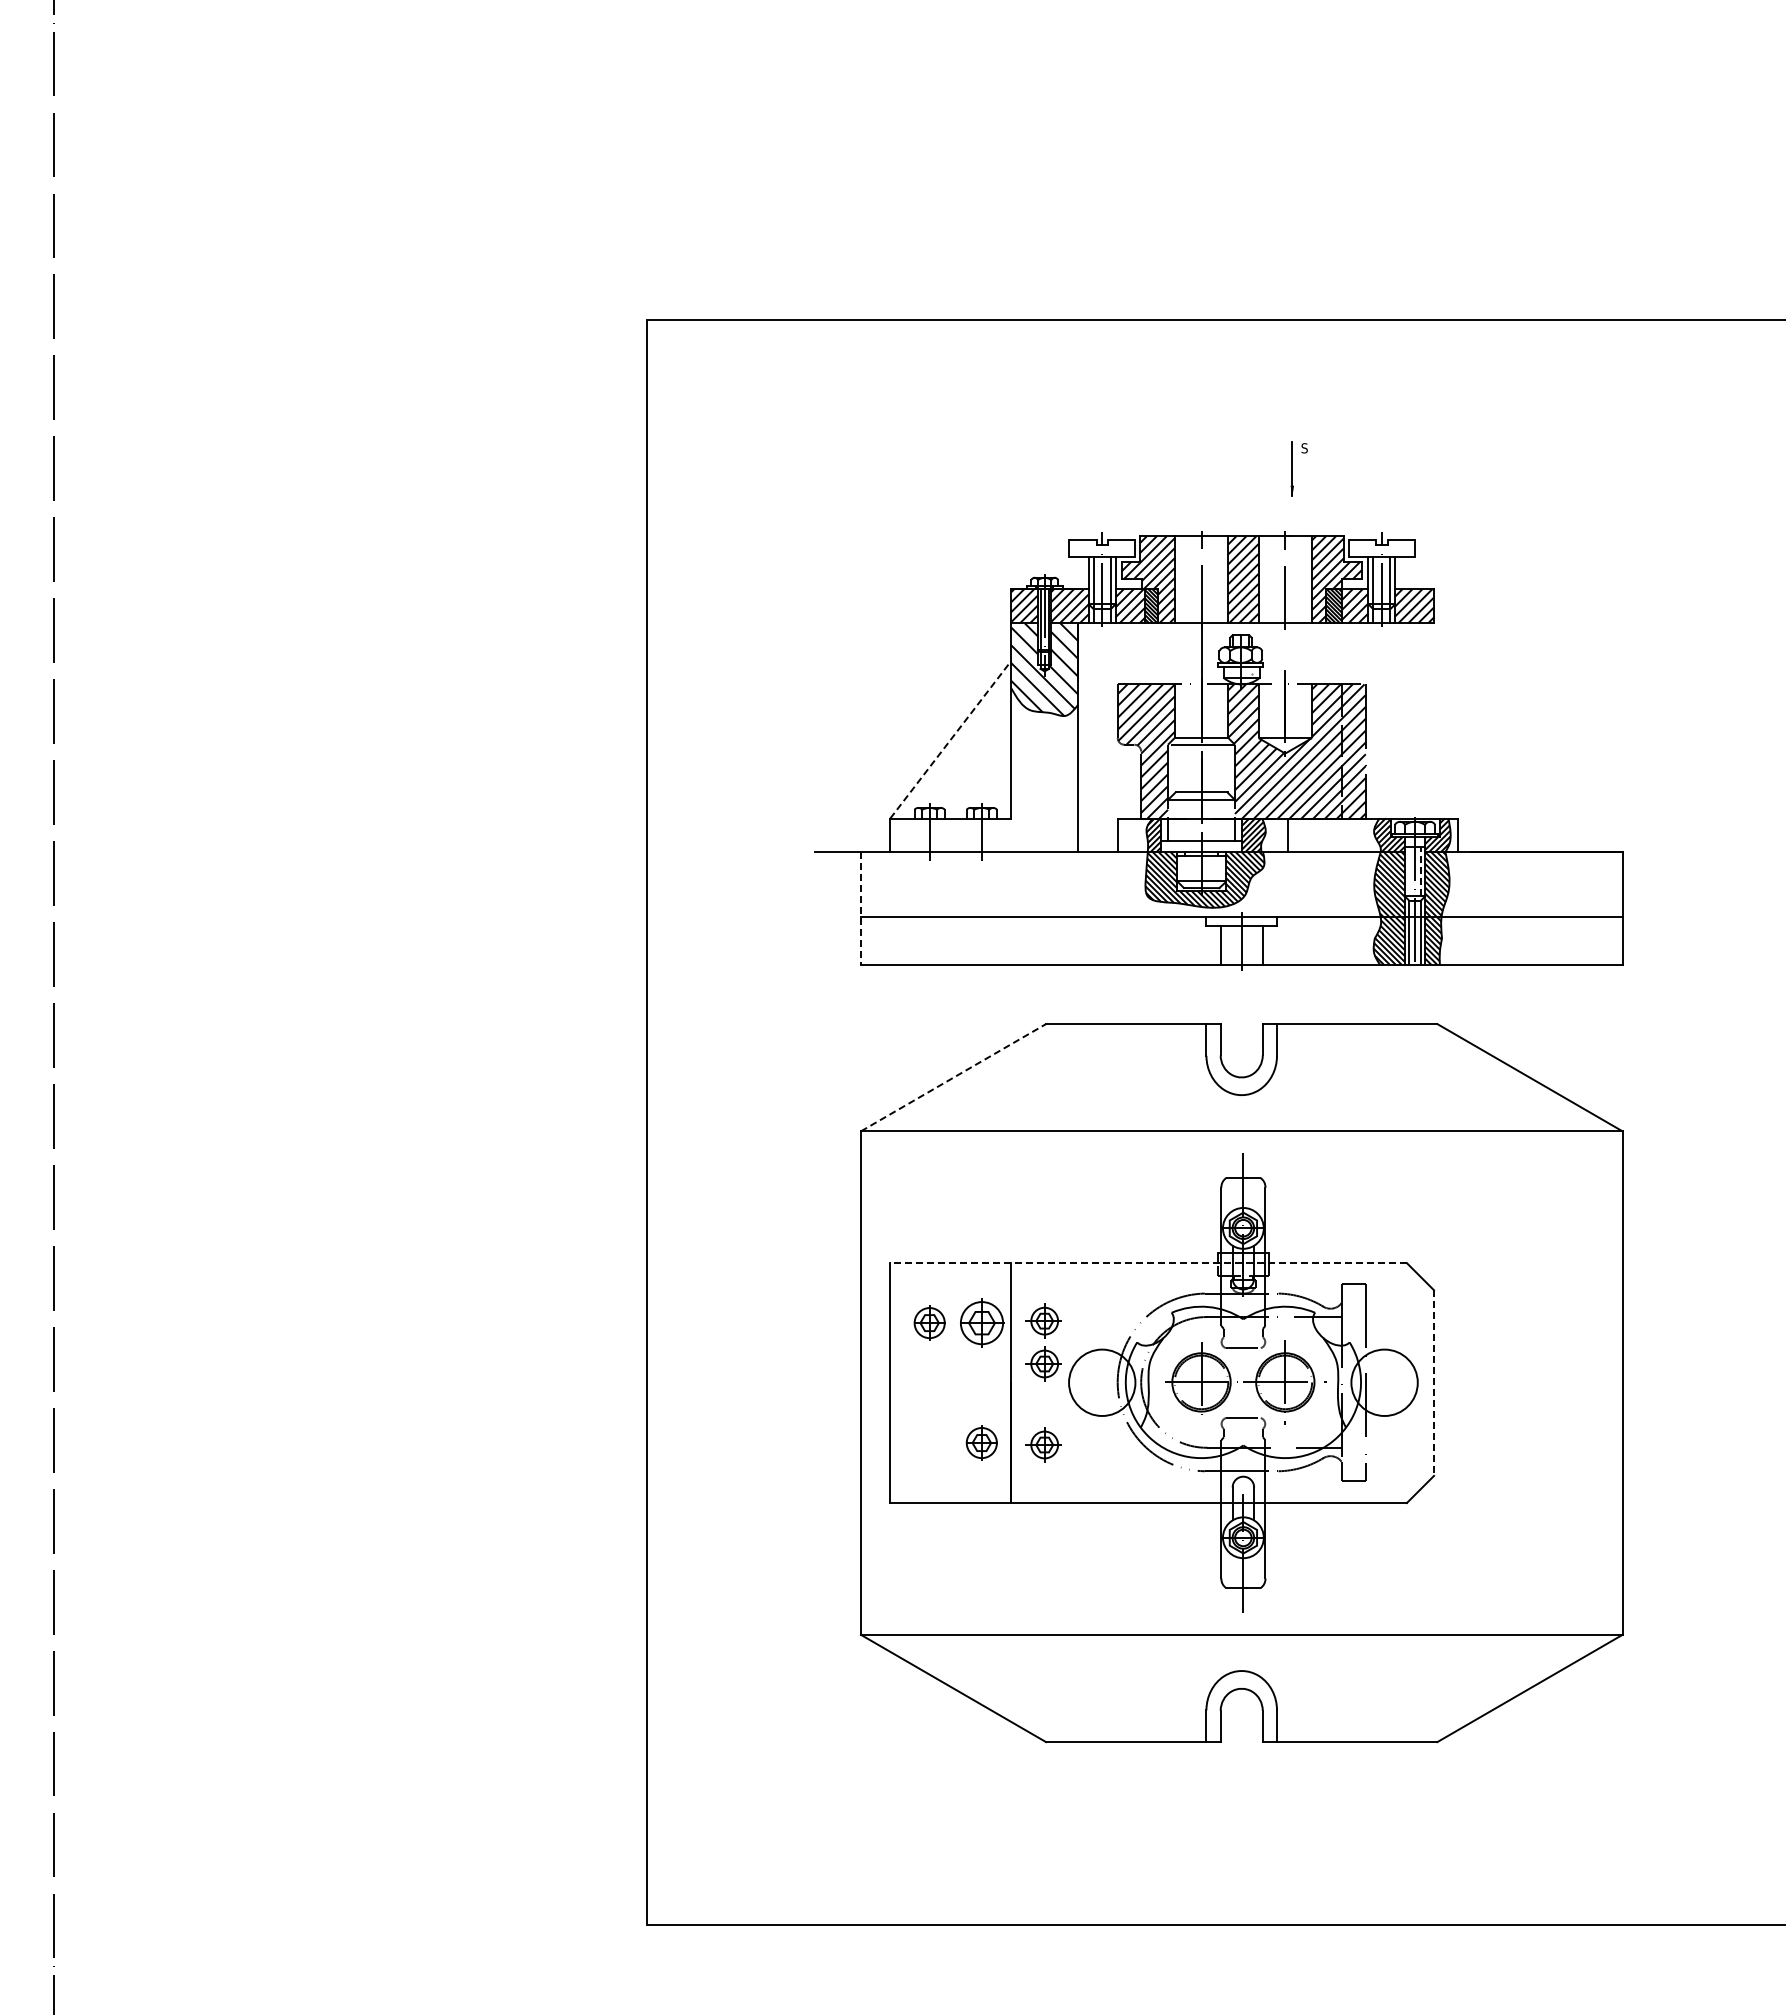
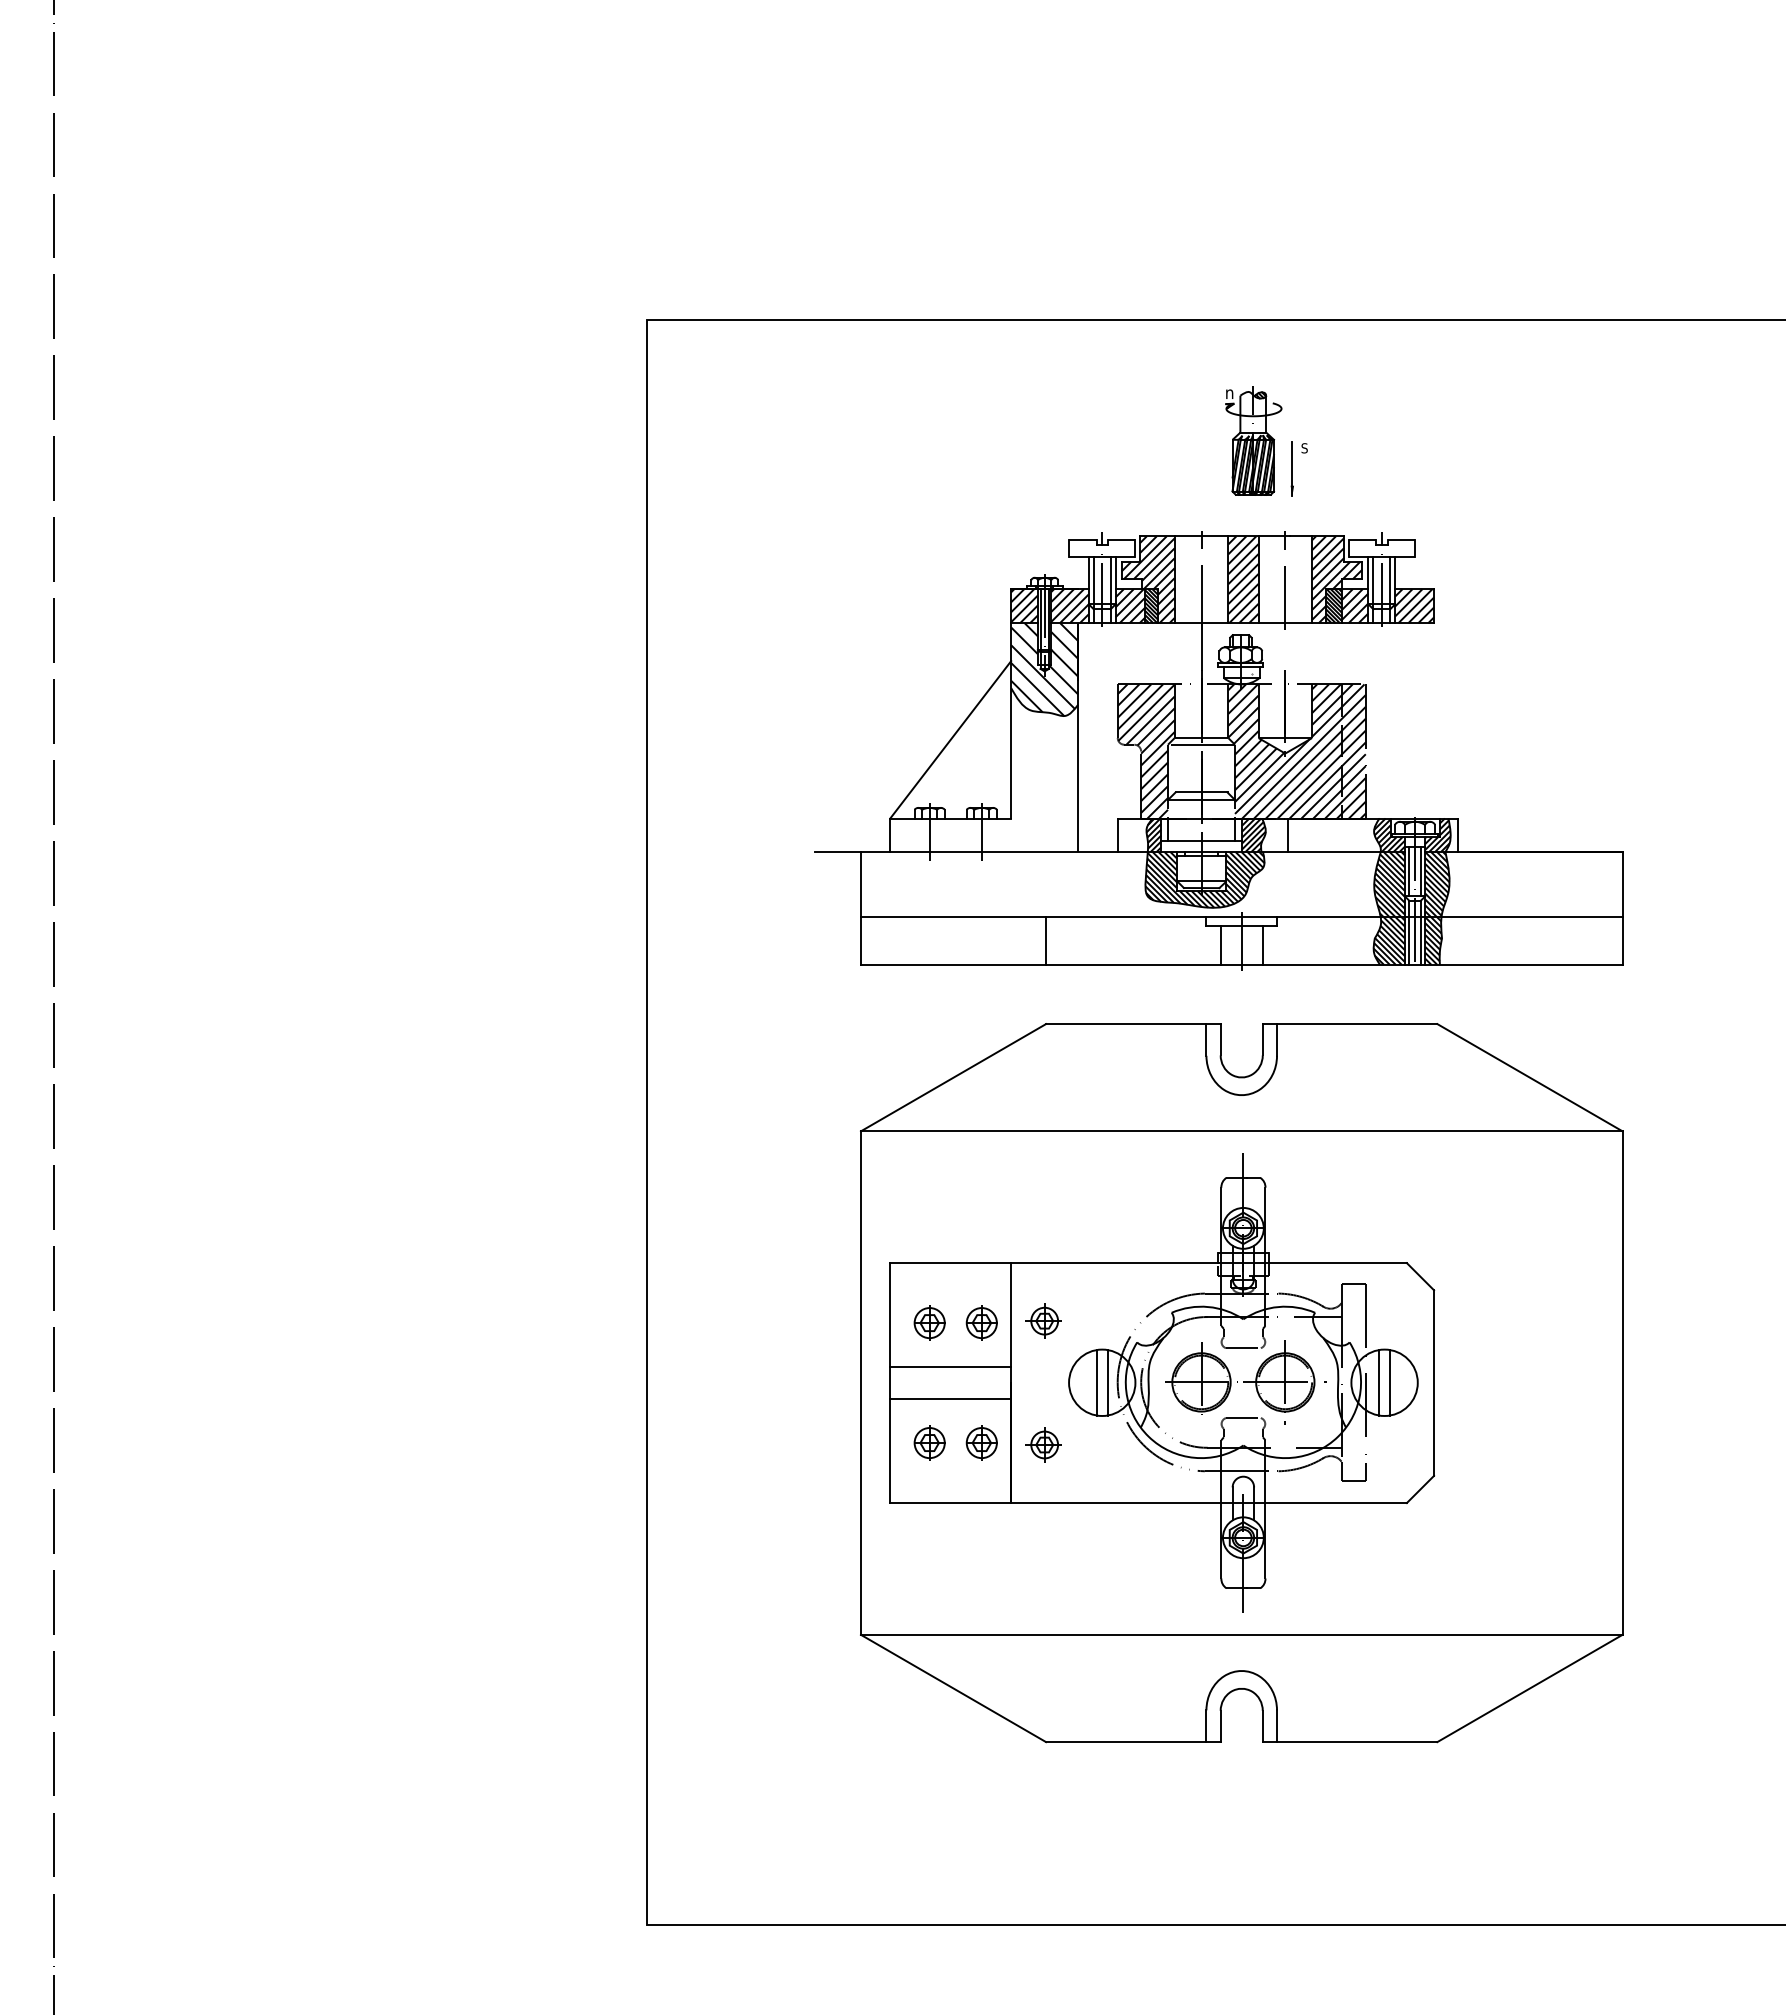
part: none -> present (1266, 440)
line: dashed -> solid (951, 739)
line: none -> present (1409, 871)
line: dashed -> solid (1420, 871)
line: dashed -> solid (860, 909)
line: none -> present (1046, 940)
line: dashed -> solid (953, 1077)
line: dashed -> solid (1148, 1263)
part size: 45x50 px -> 33x36 px (981, 1322)
part: present -> none (1043, 1363)
line: none -> present (950, 1367)
line: none -> present (1096, 1382)
line: none -> present (1107, 1382)
line: none -> present (1378, 1382)
line: none -> present (1390, 1382)
line: dashed -> solid (1434, 1383)
line: none -> present (950, 1399)
part: none -> present (929, 1442)
